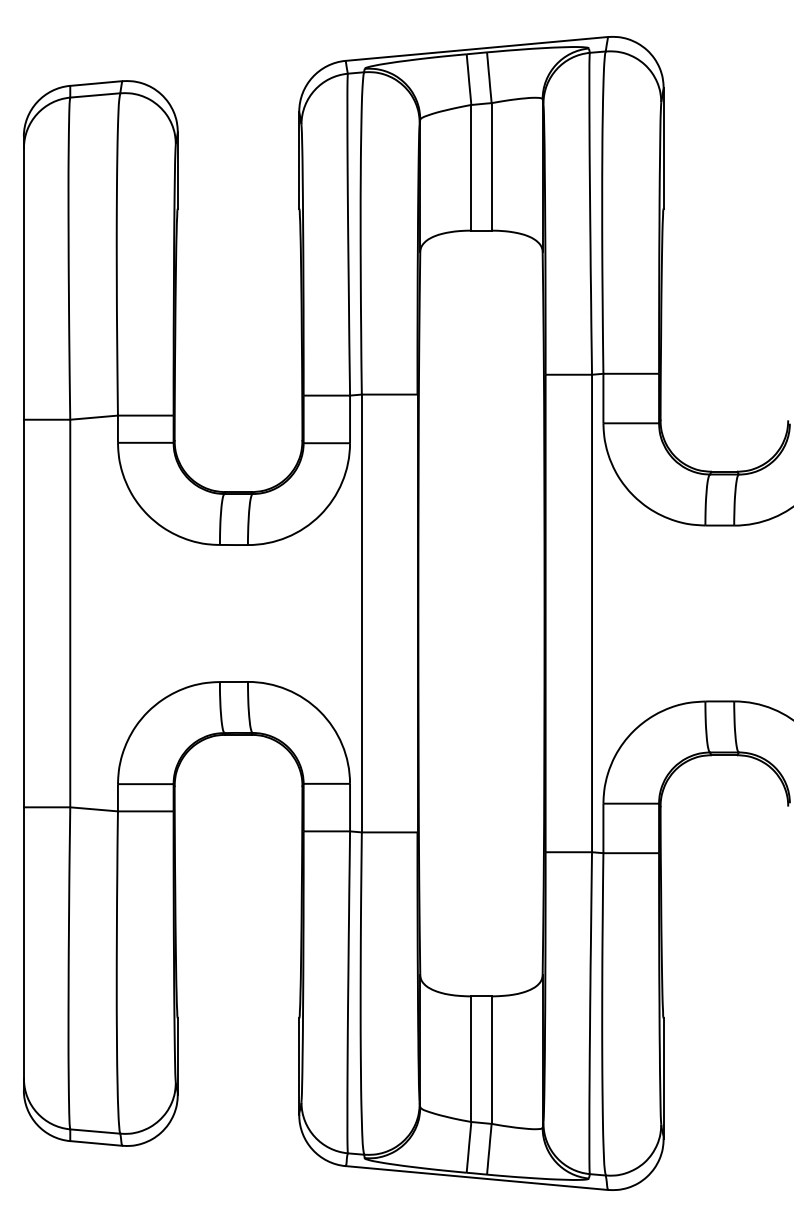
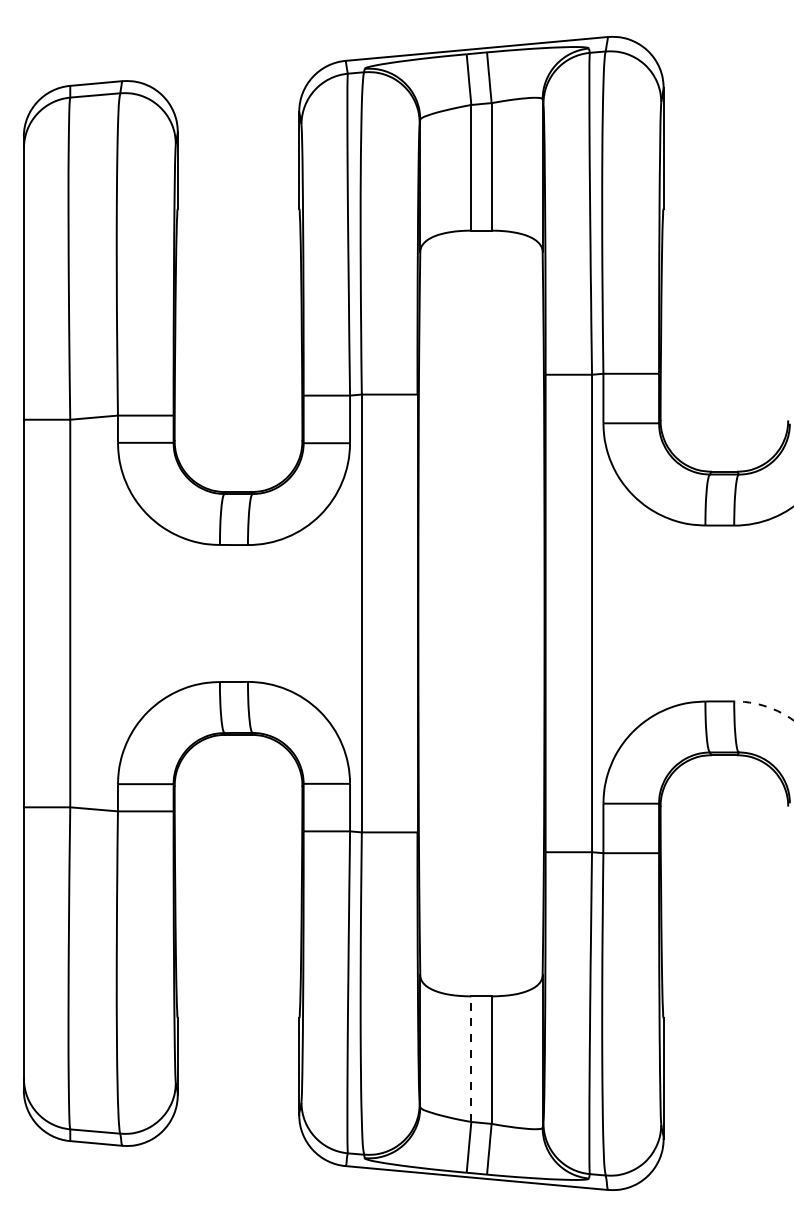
arc: solid -> dashed (764, 706)
line: solid -> dashed (471, 1059)
